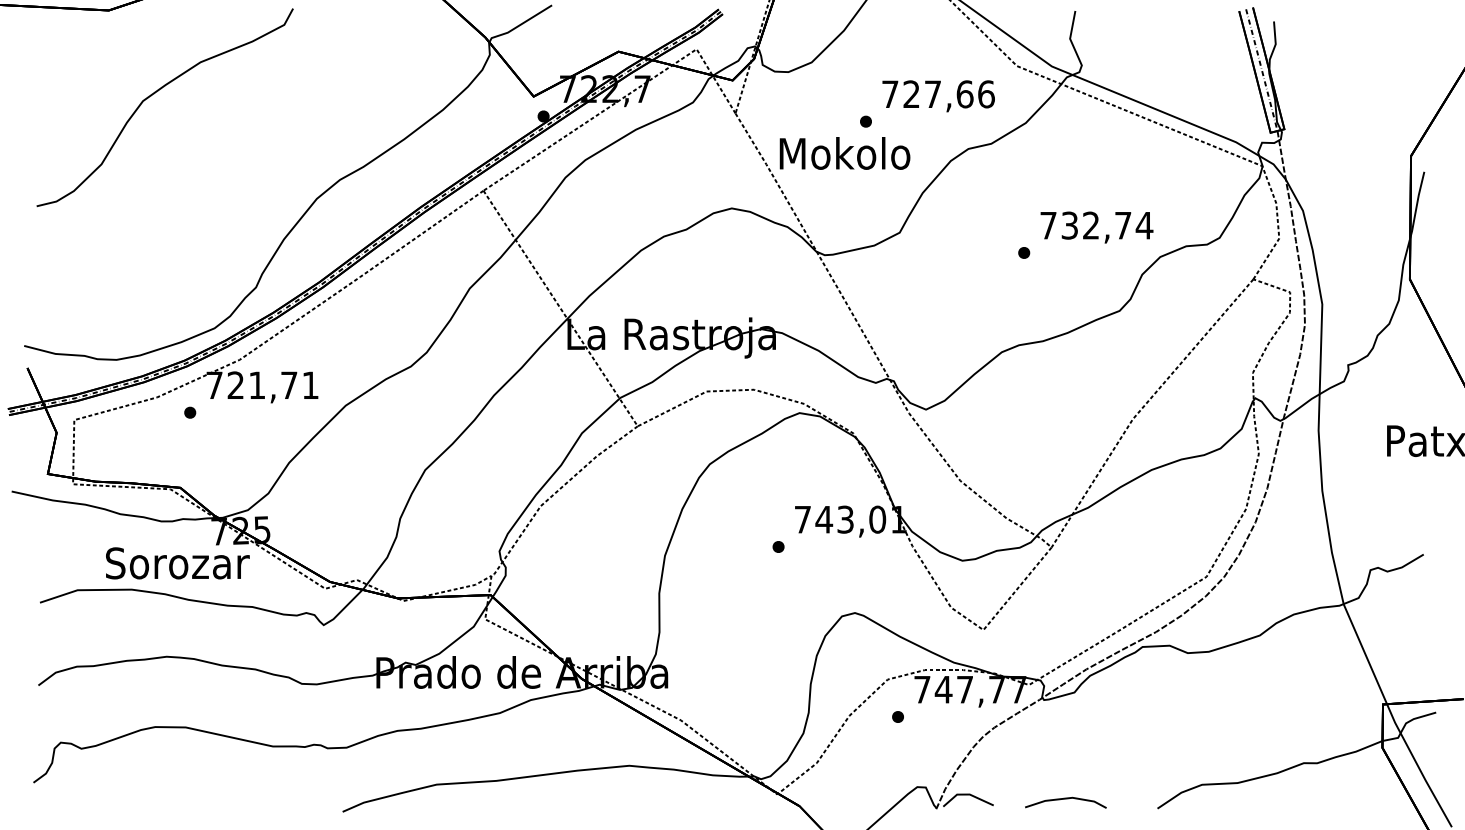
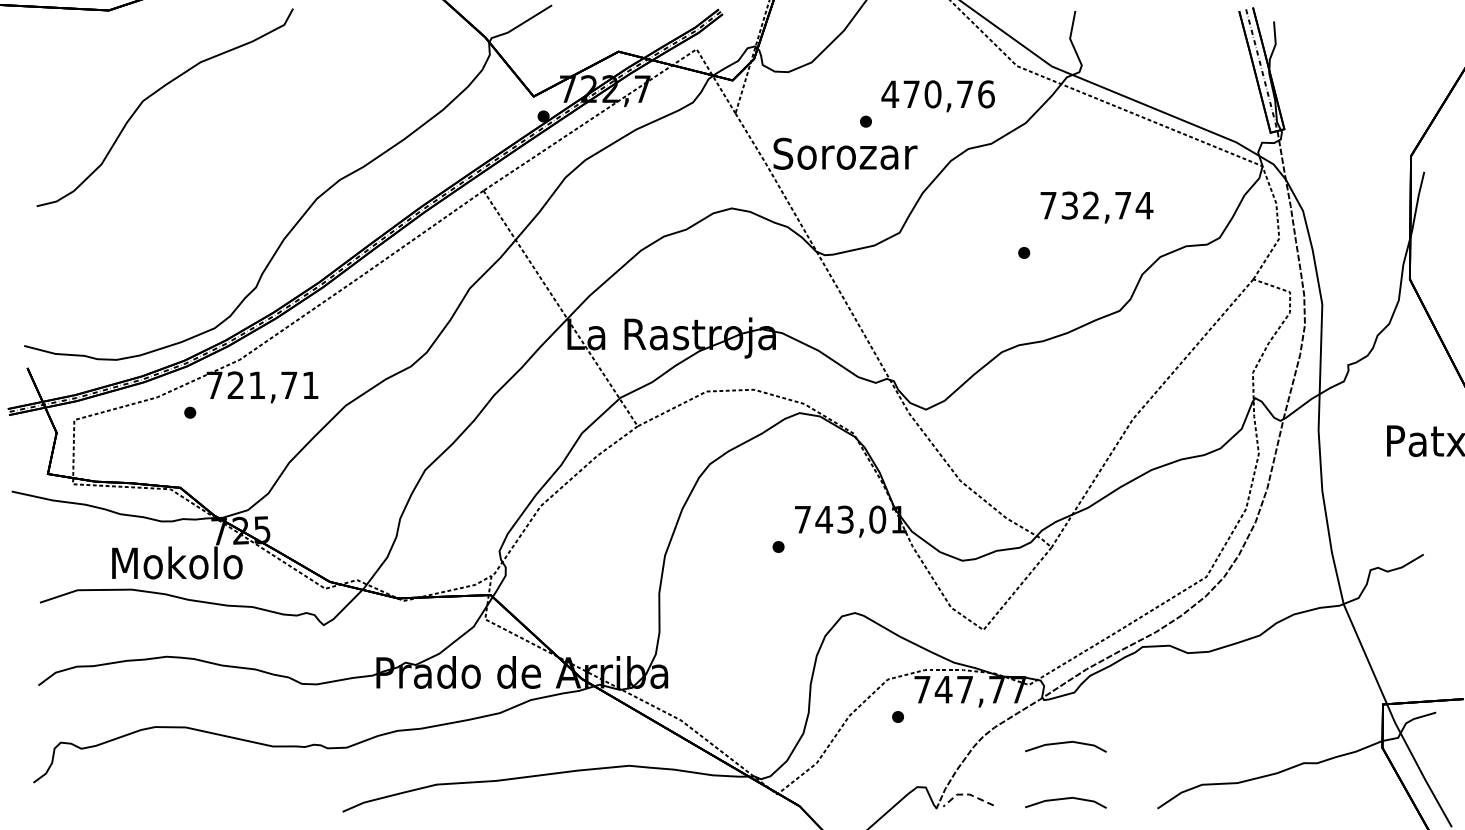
text: 727,66 -> 470,76 (927, 94)
text: Mokolo -> Sorozar (845, 153)
text position: (1096, 227) -> (1096, 207) (1096, 207)
text: Sorozar -> Mokolo (177, 562)
line: none -> present (1065, 743)
line: solid -> dashed (966, 794)
